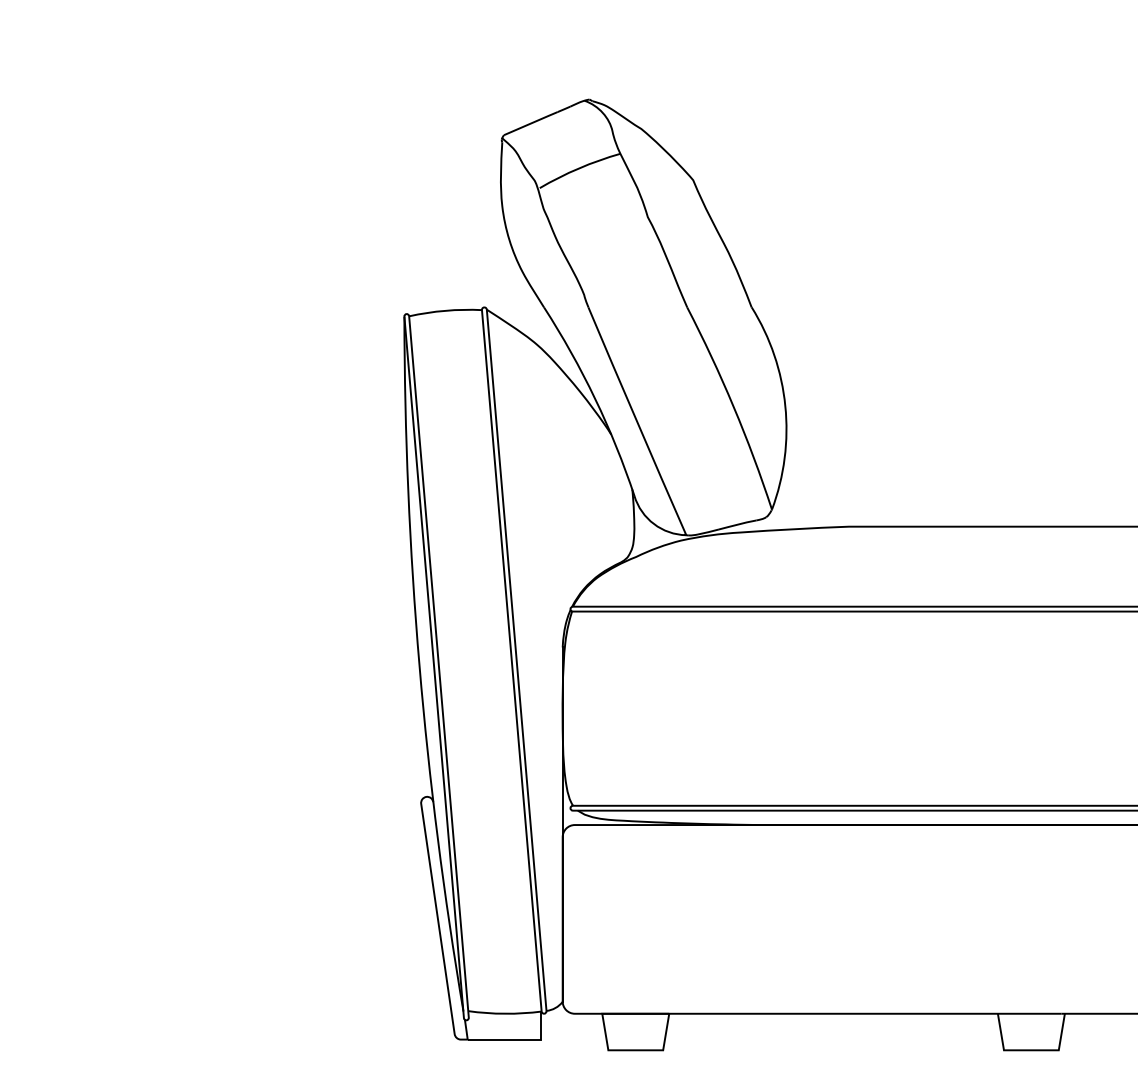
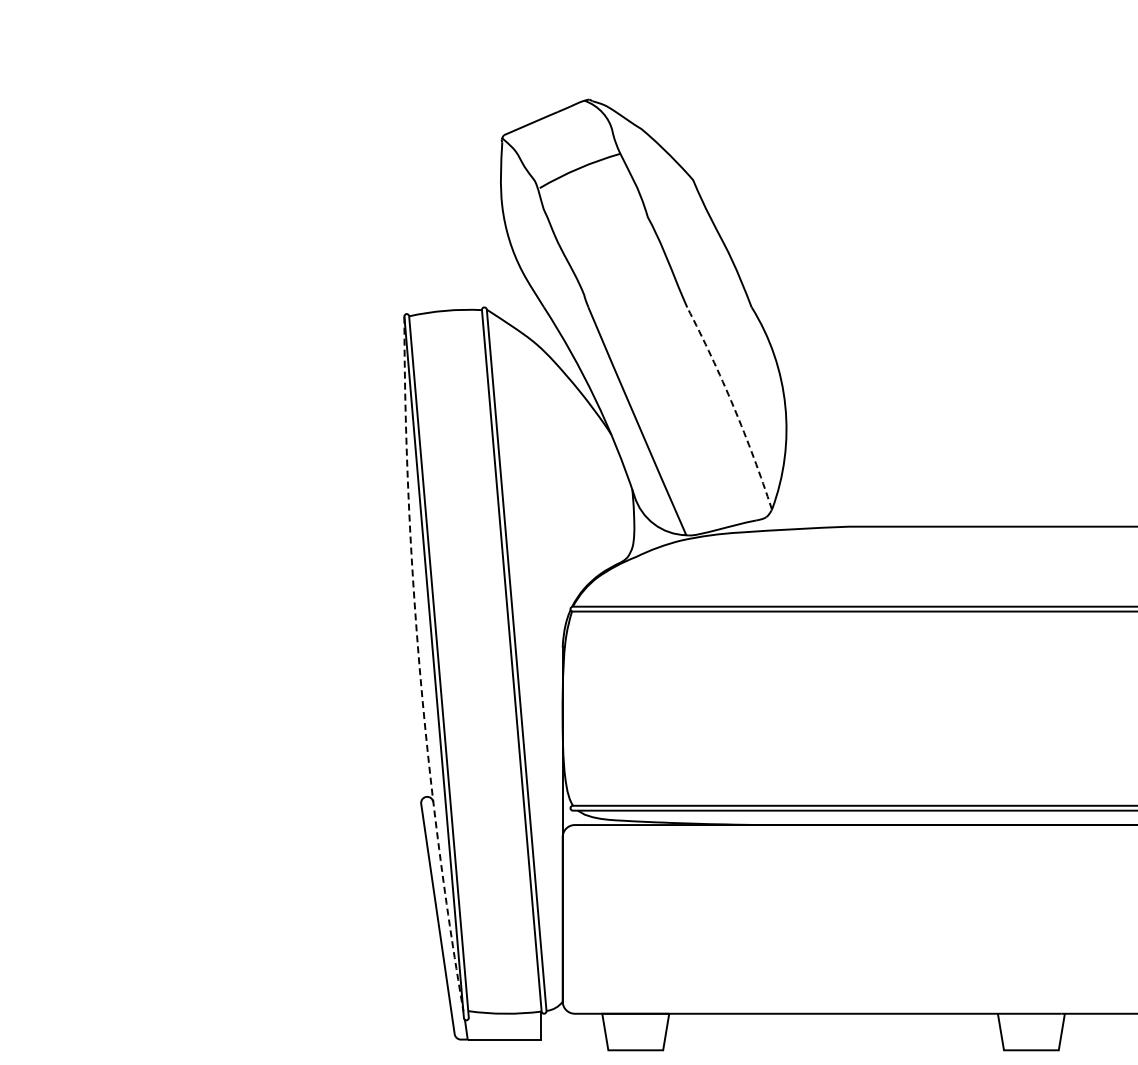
arc: solid -> dashed (733, 406)
arc: solid -> dashed (419, 665)
